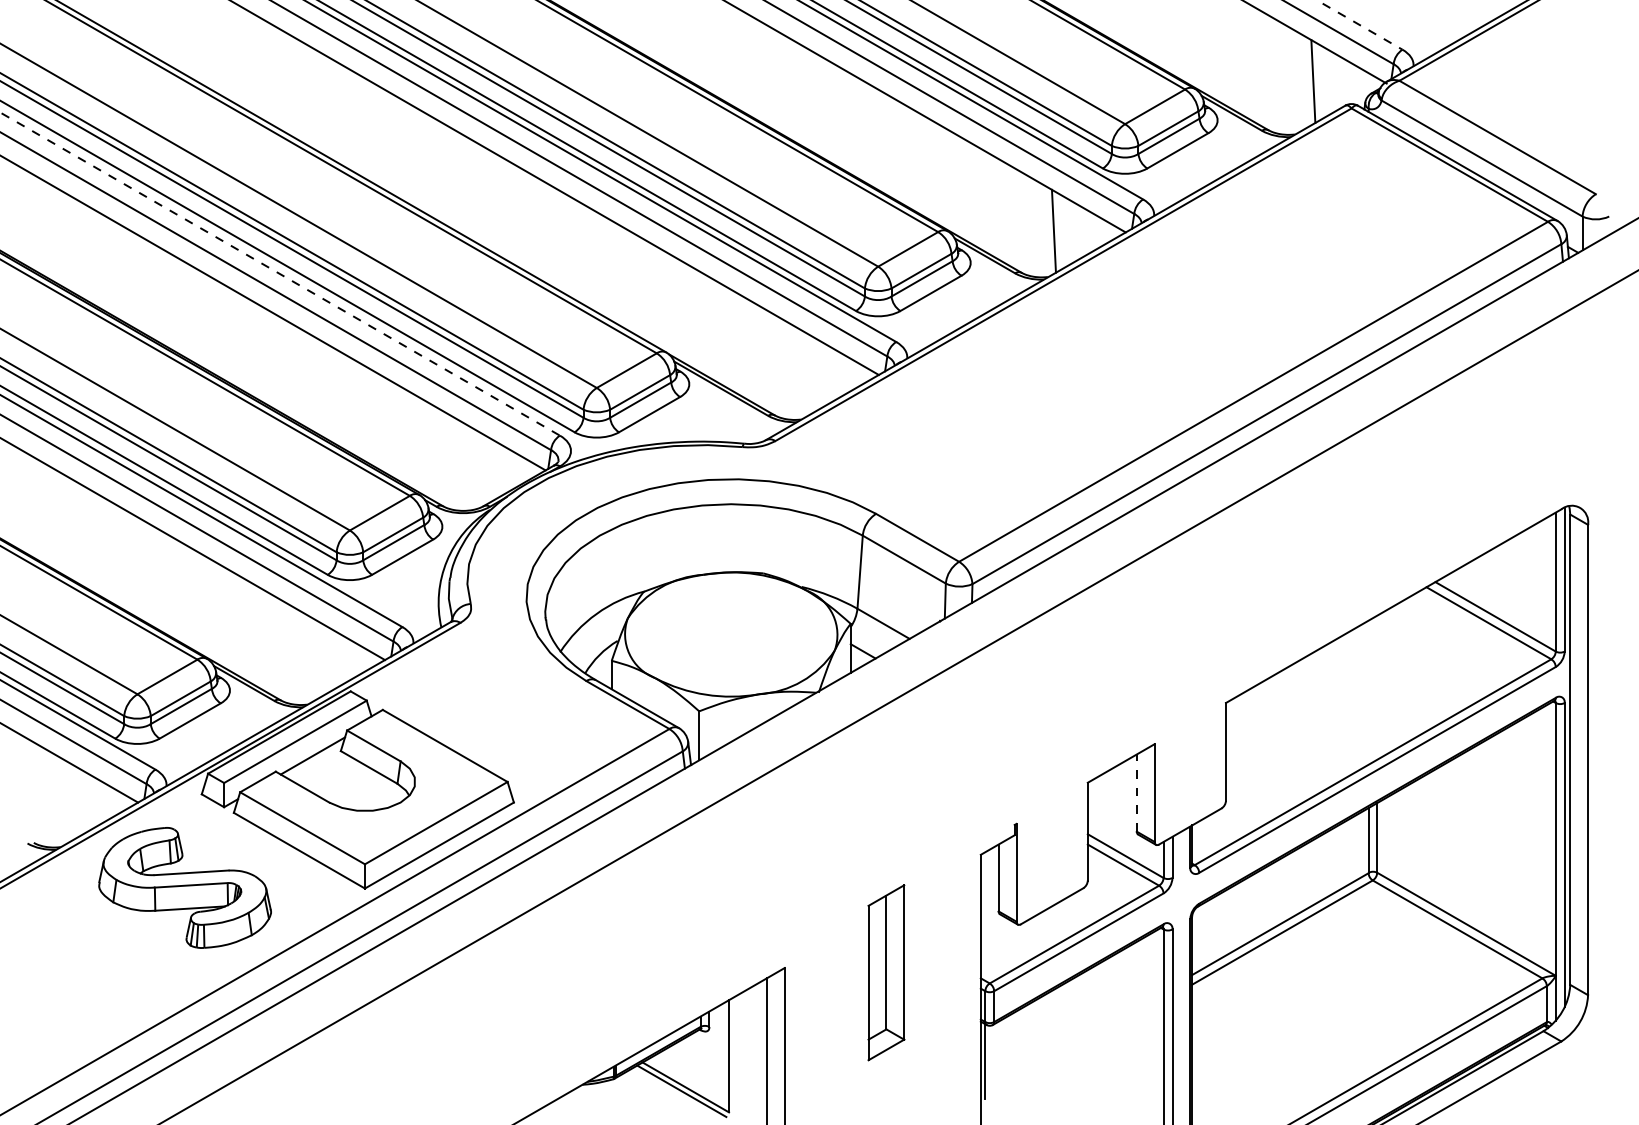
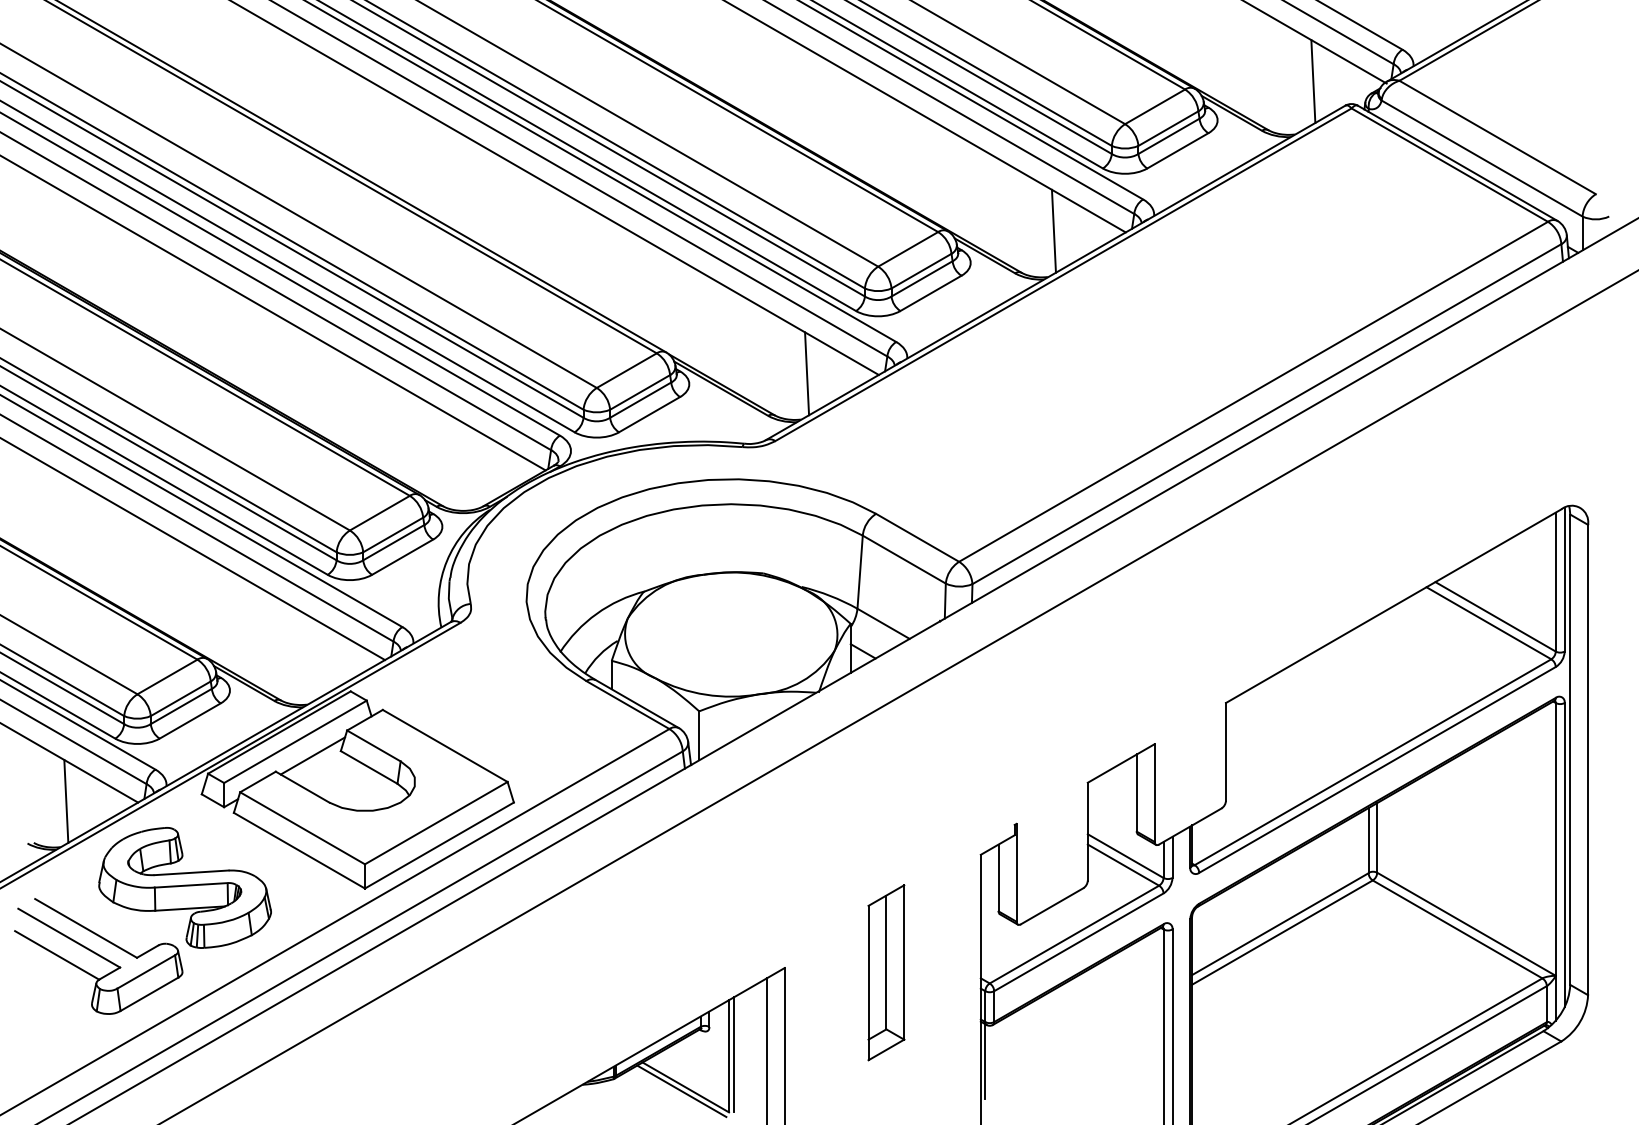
line: dashed -> solid (1360, 25)
line: dashed -> solid (280, 274)
line: none -> present (807, 373)
line: dashed -> solid (1136, 793)
line: none -> present (66, 800)
part: none -> present (98, 956)
line: none -> present (734, 1054)
